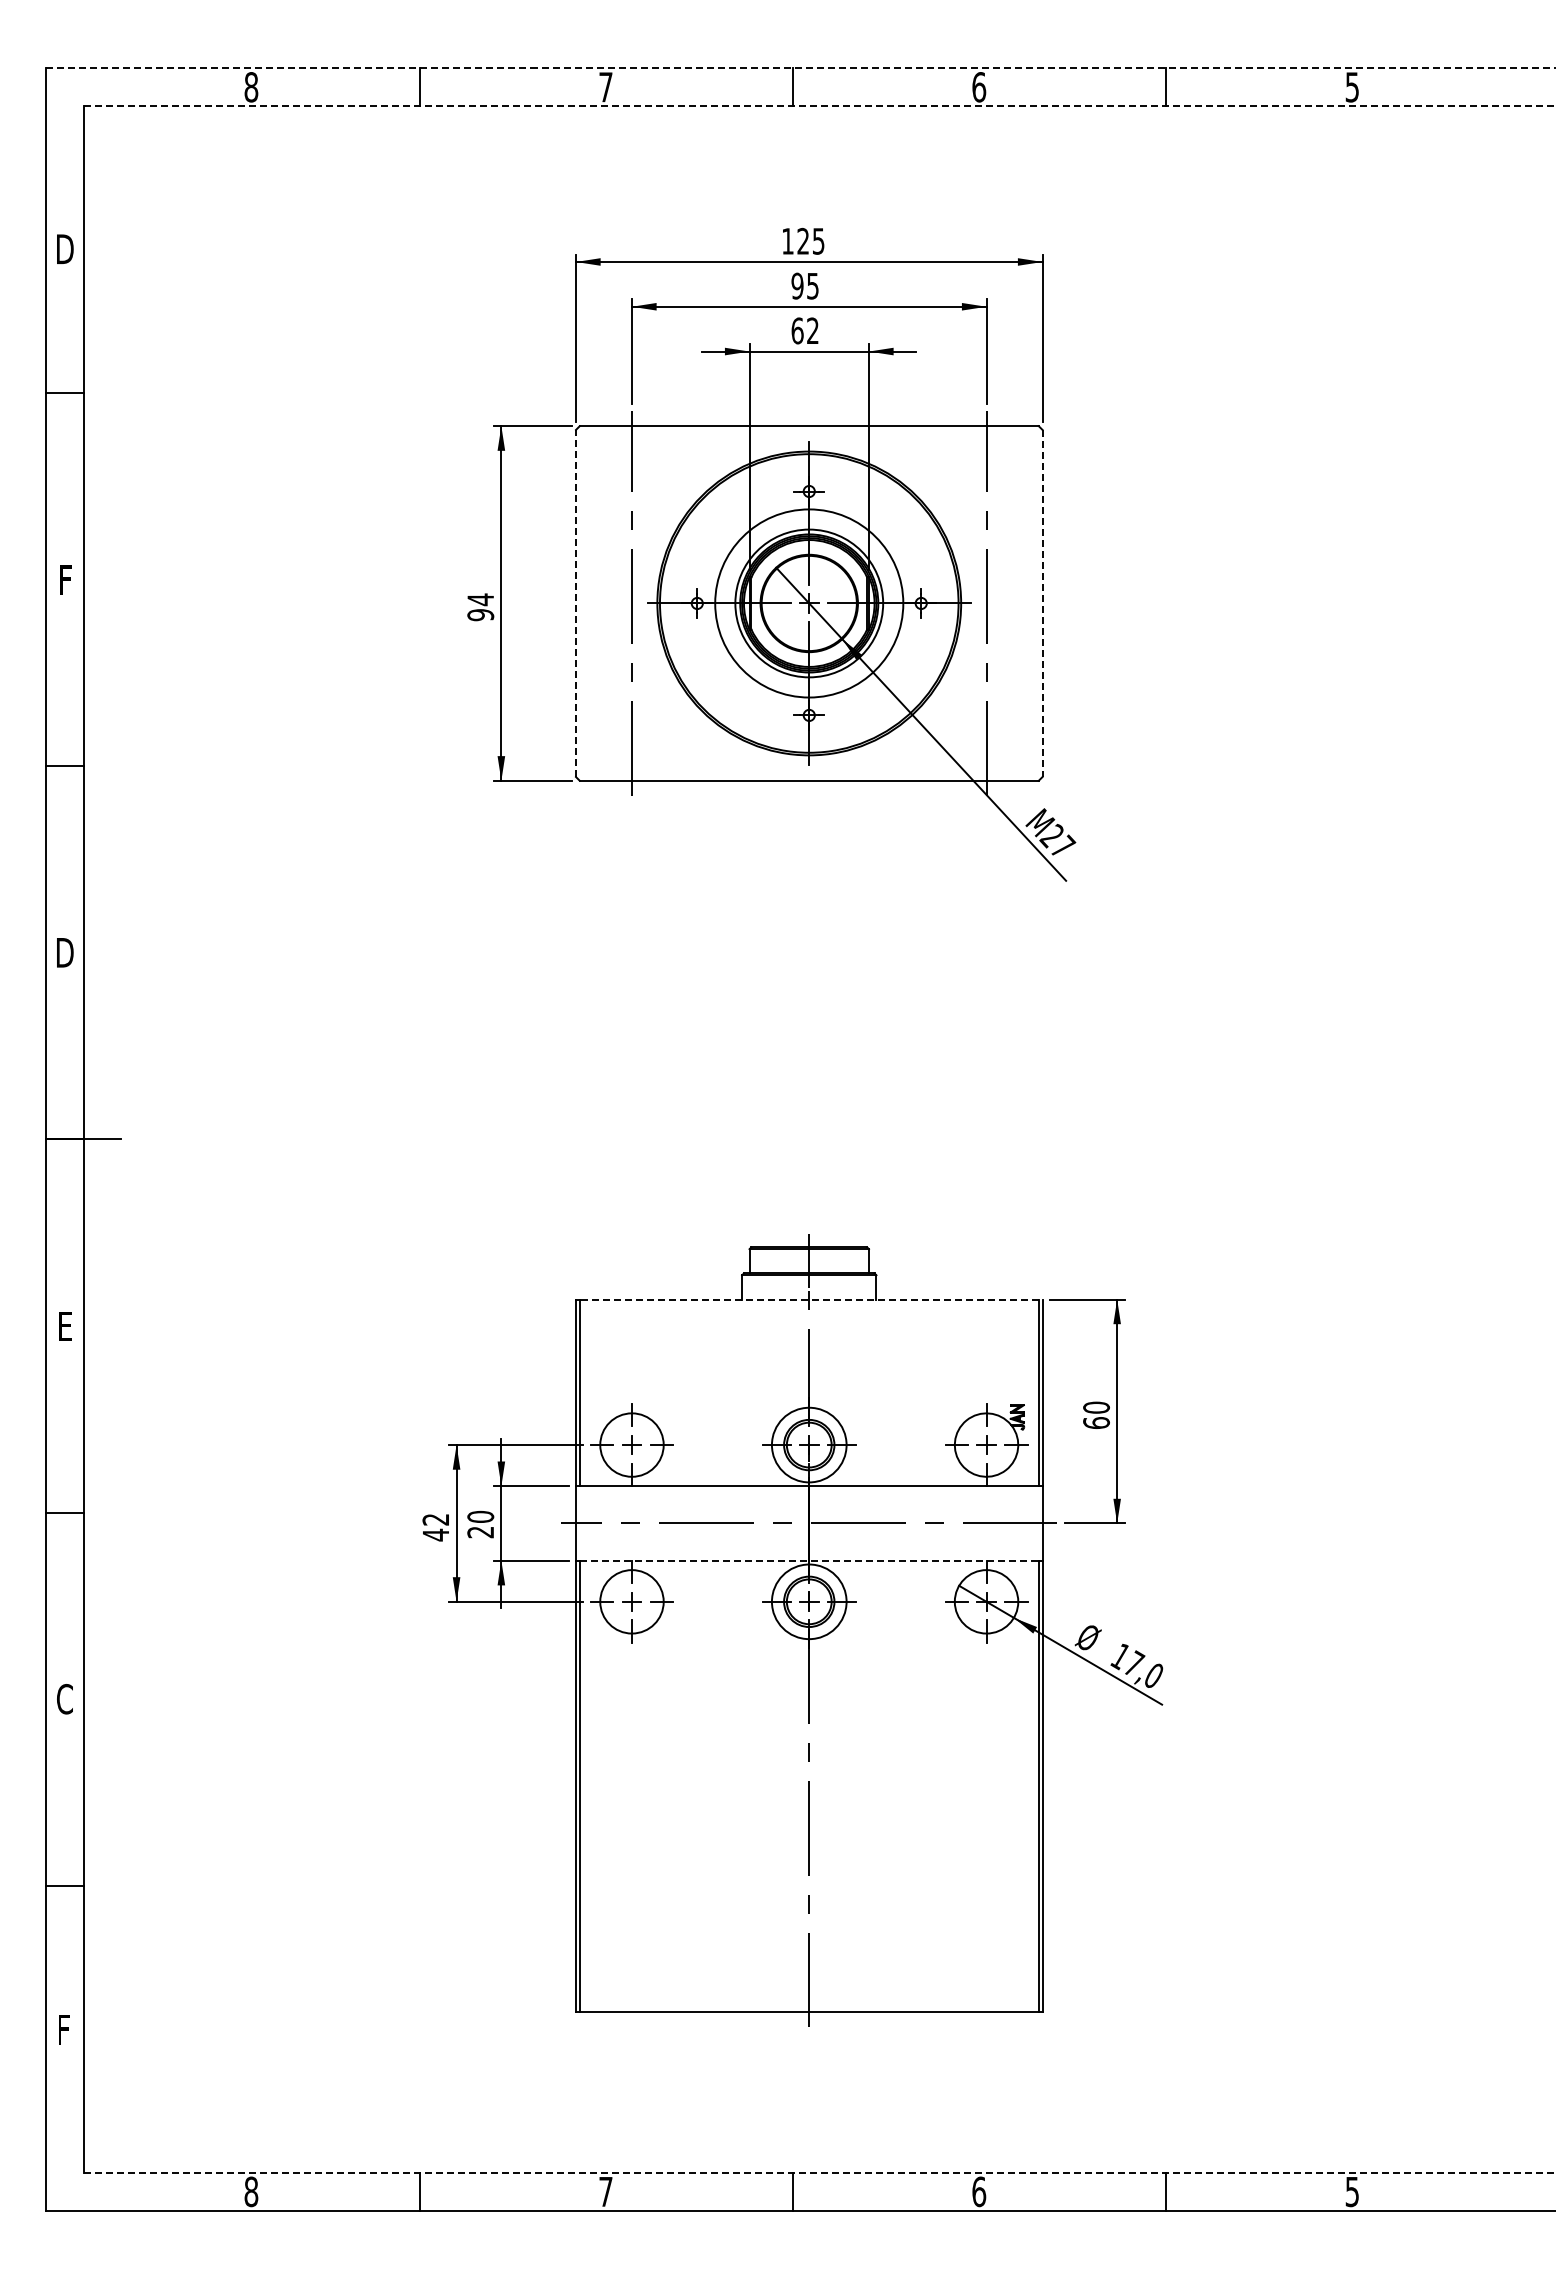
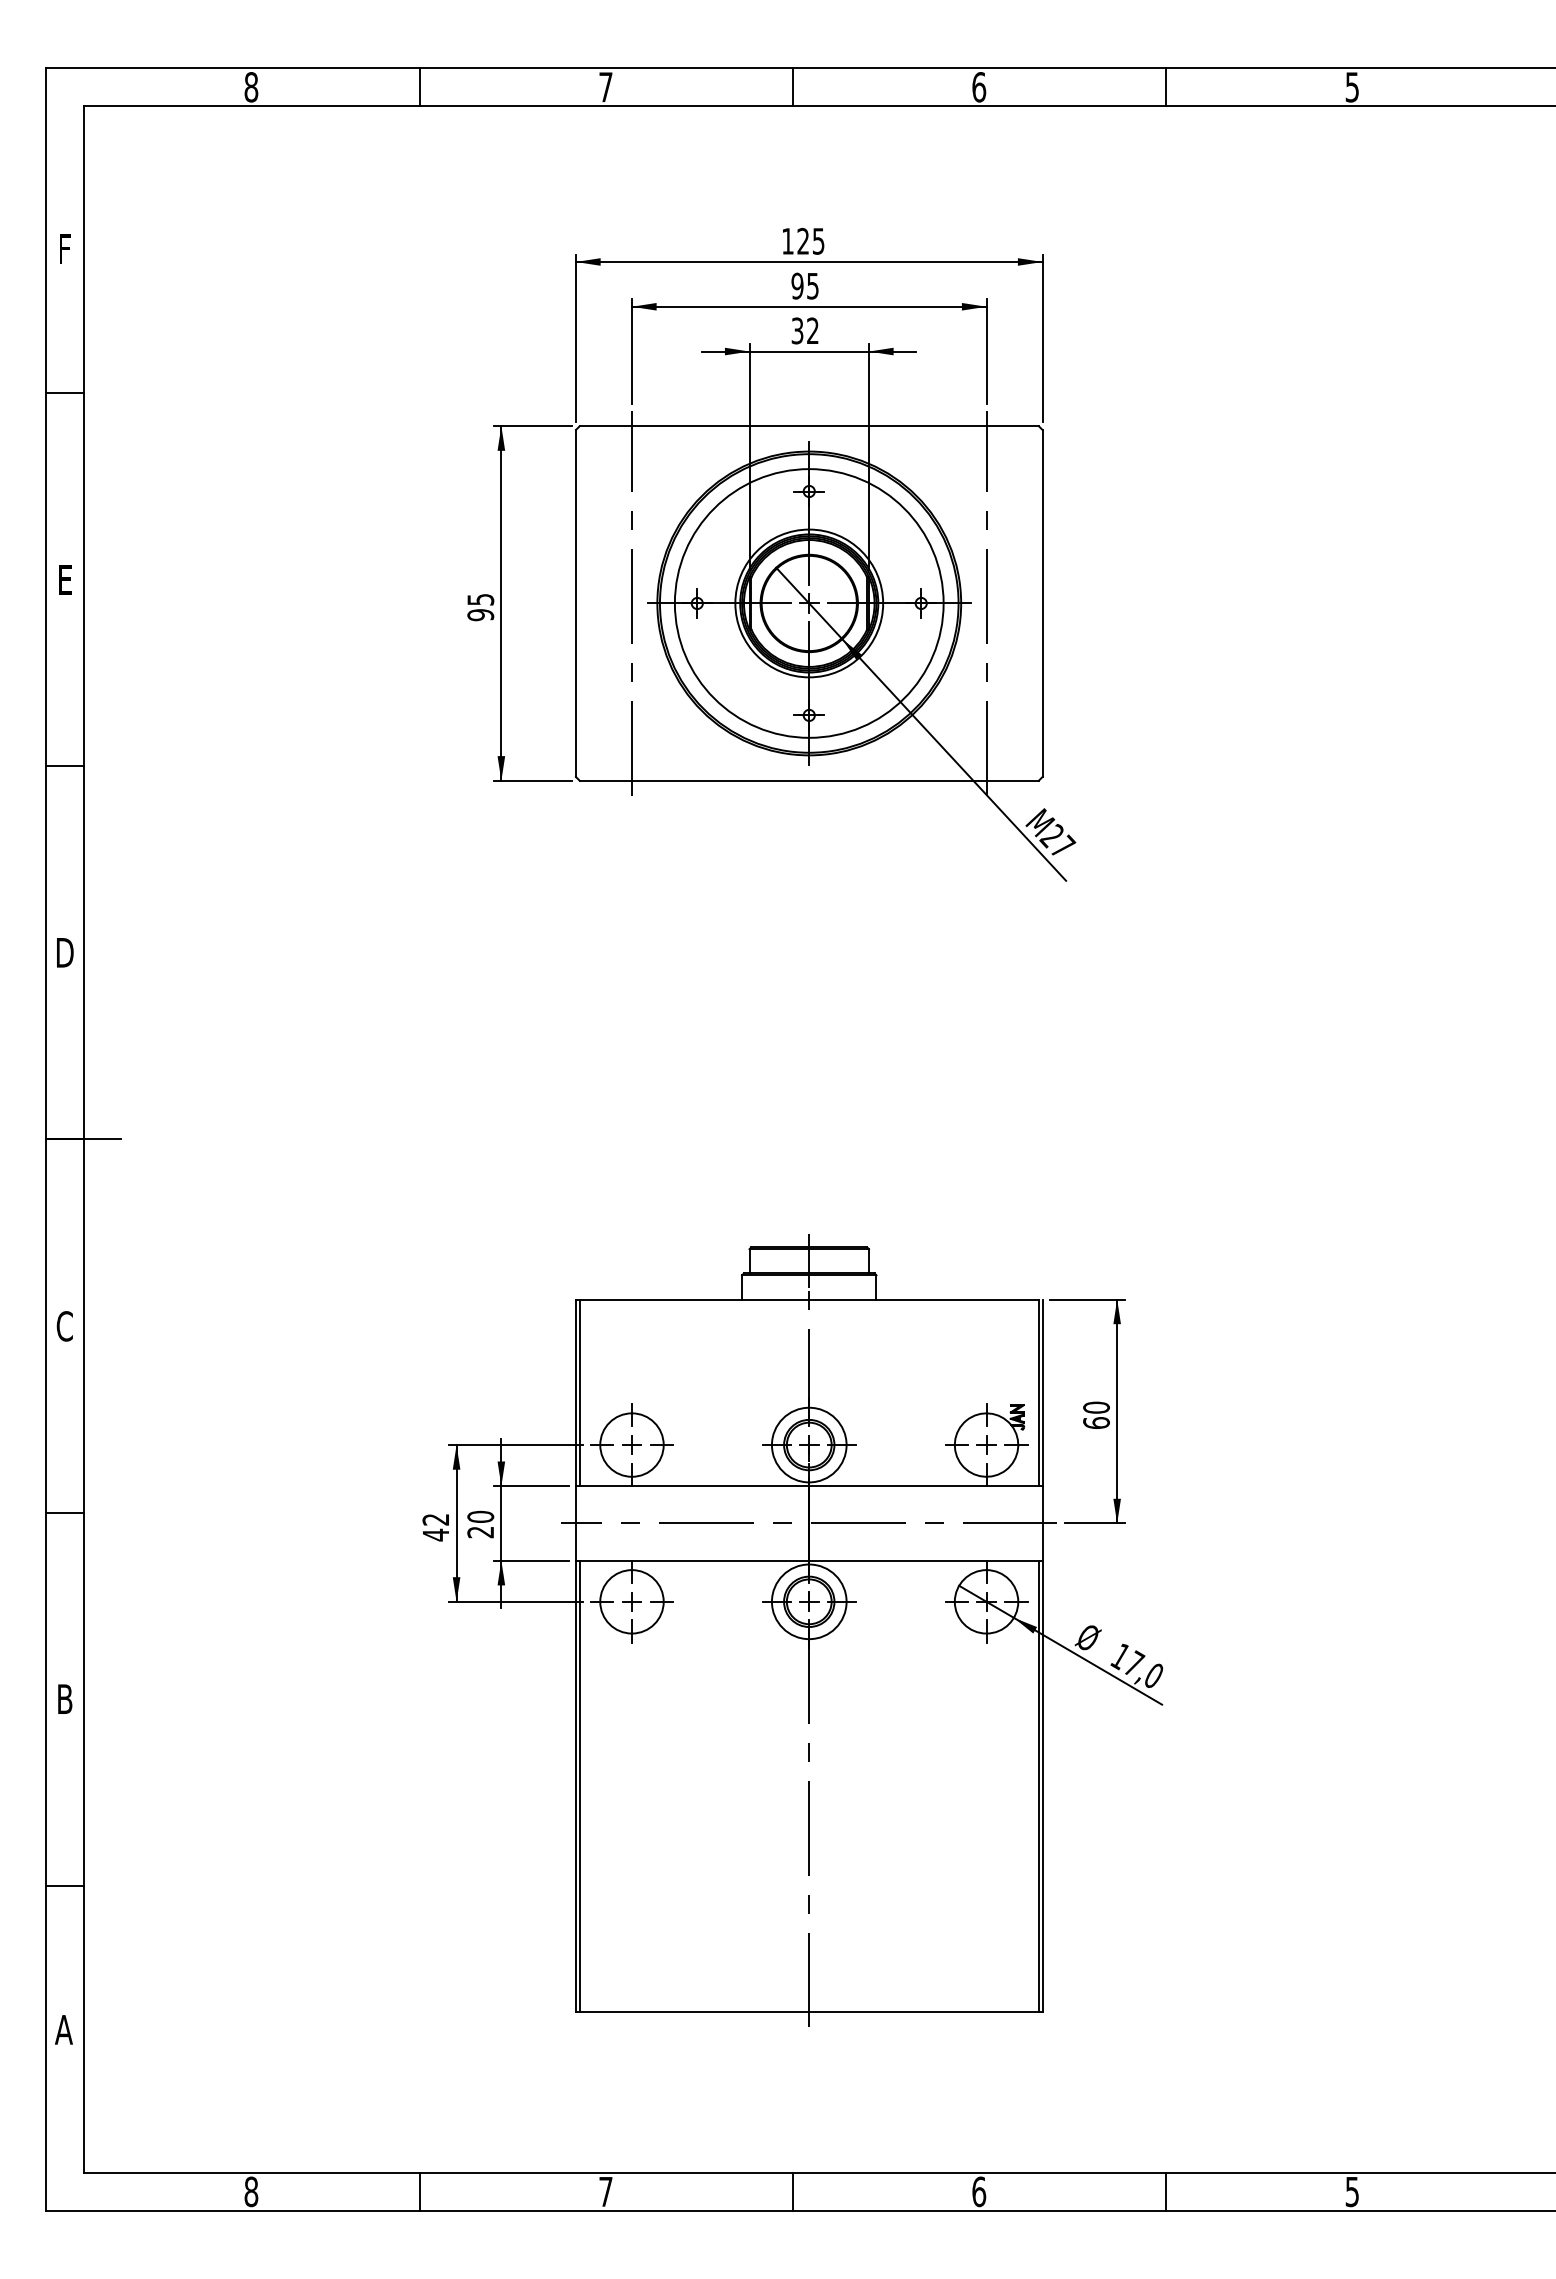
line: dashed -> solid (801, 68)
line: dashed -> solid (819, 105)
text: D -> F (65, 249)
text: 62 -> 32 (797, 330)
text: F -> E (65, 579)
text: 94 -> 95 (480, 599)
line: dashed -> solid (576, 603)
circle diameter: 188 px -> 269 px (808, 603)
line: dashed -> solid (1042, 603)
line: dashed -> solid (809, 1299)
text: E -> C (64, 1326)
line: dashed -> solid (809, 1560)
text: C -> B (64, 1698)
text: F -> A (63, 2029)
line: dashed -> solid (819, 2173)
